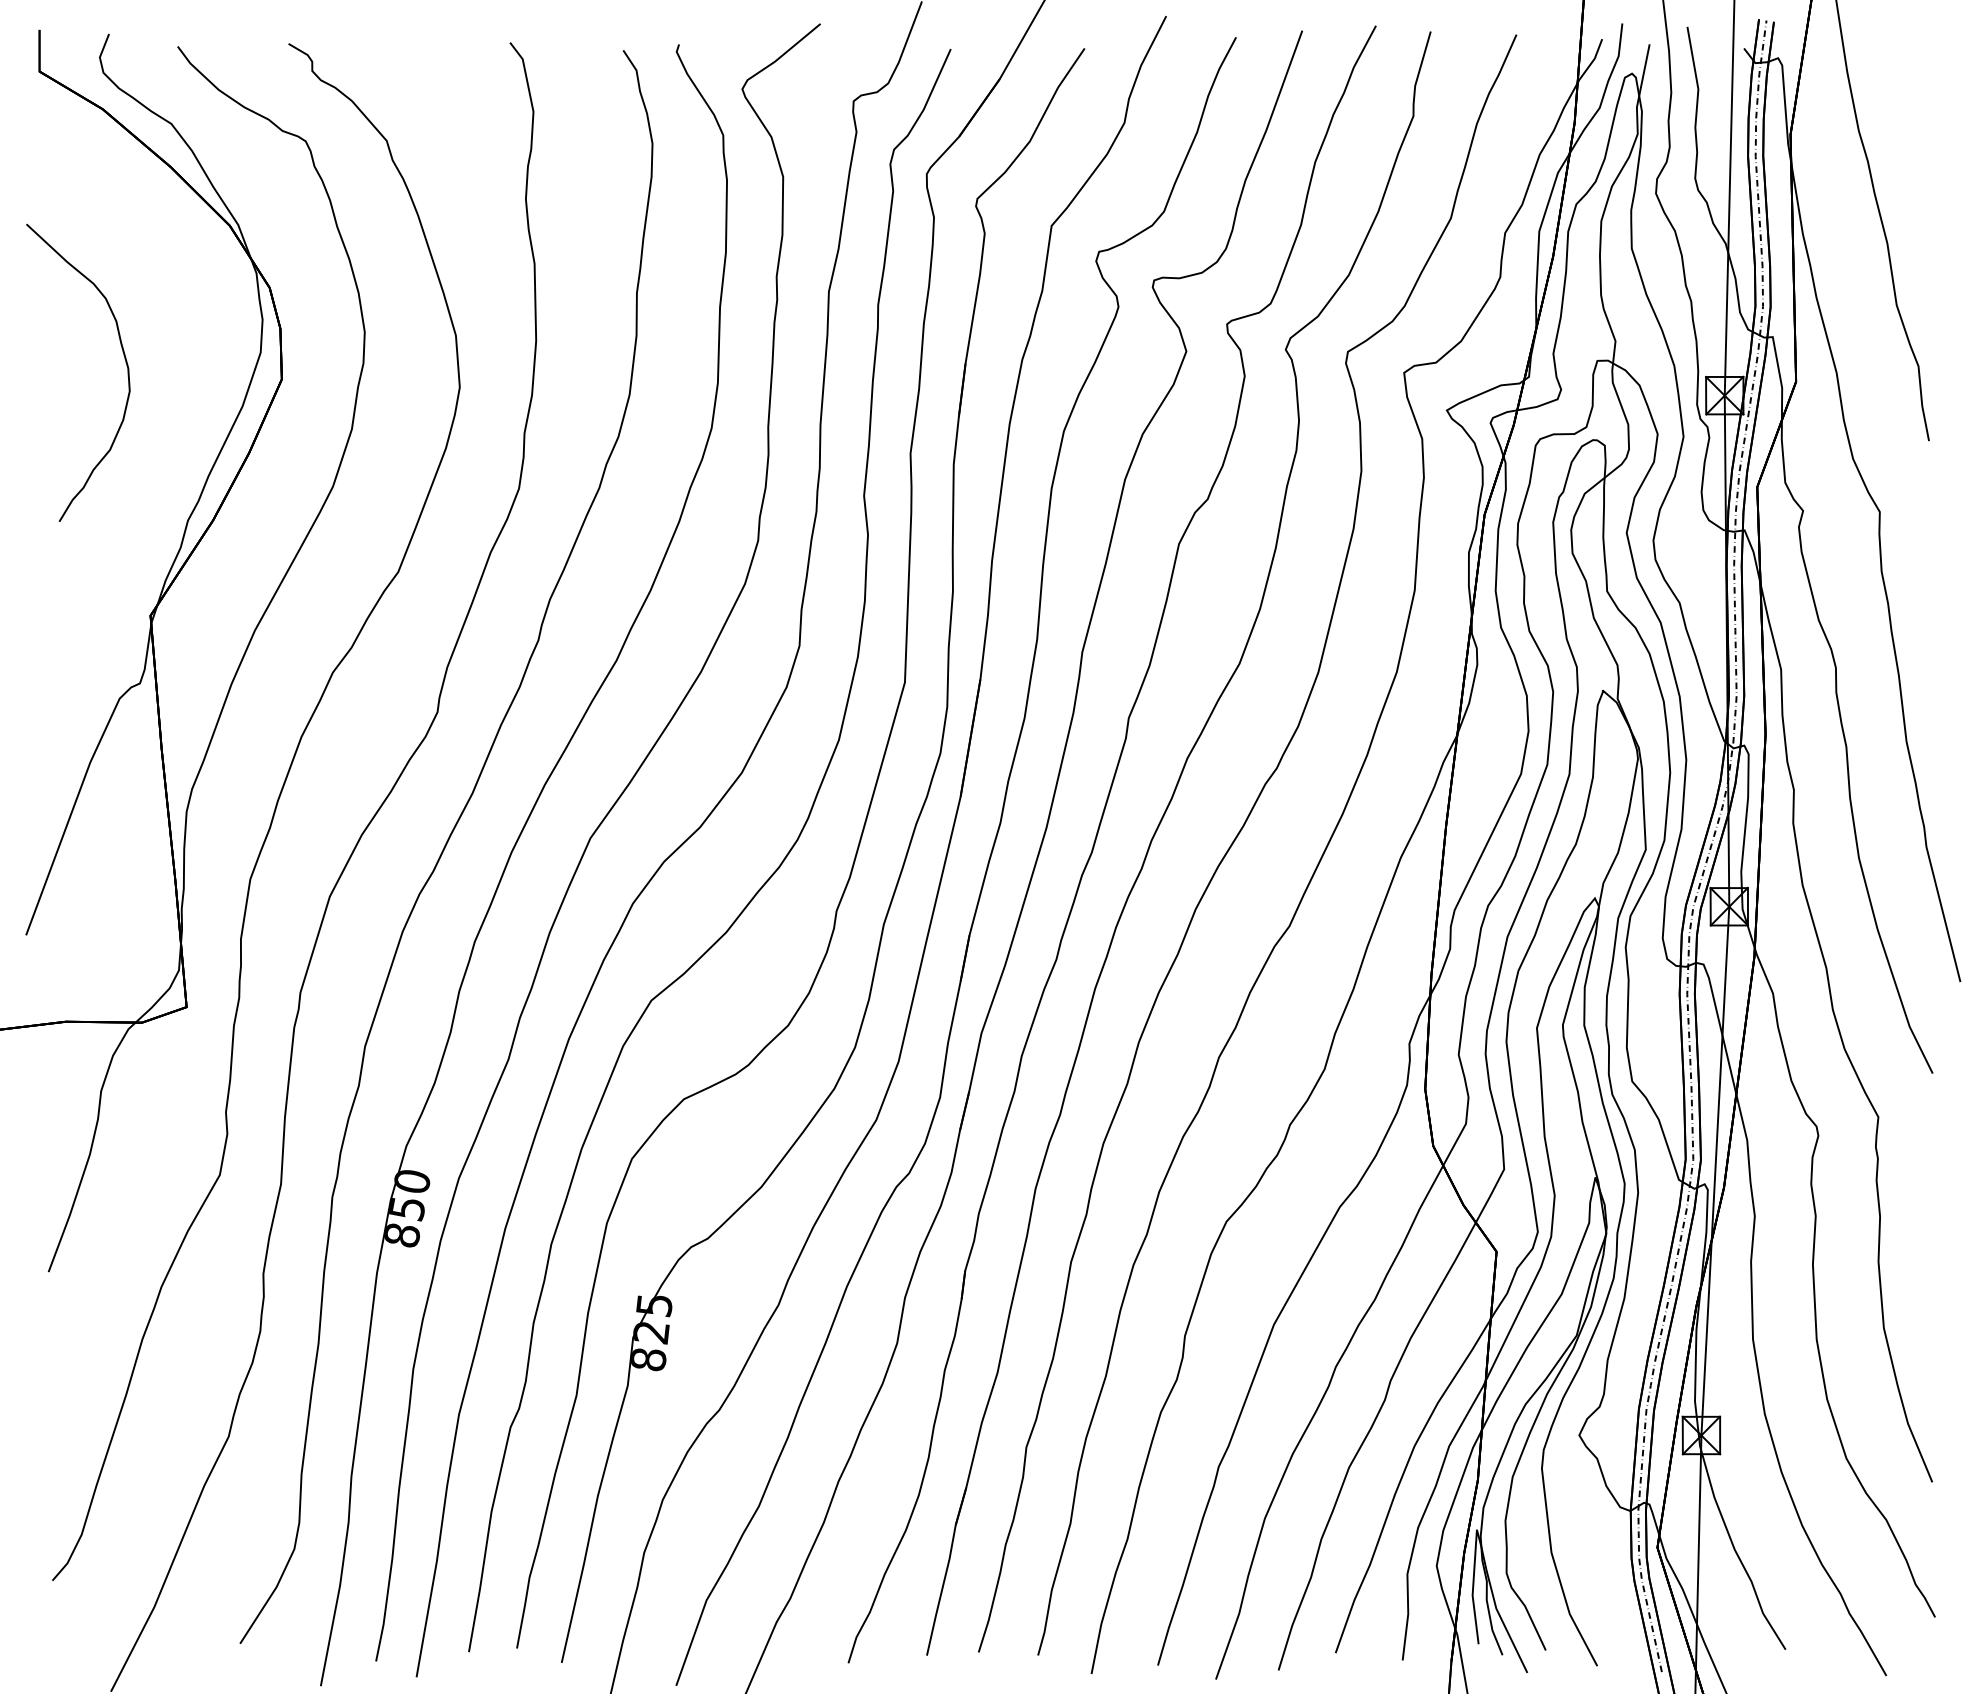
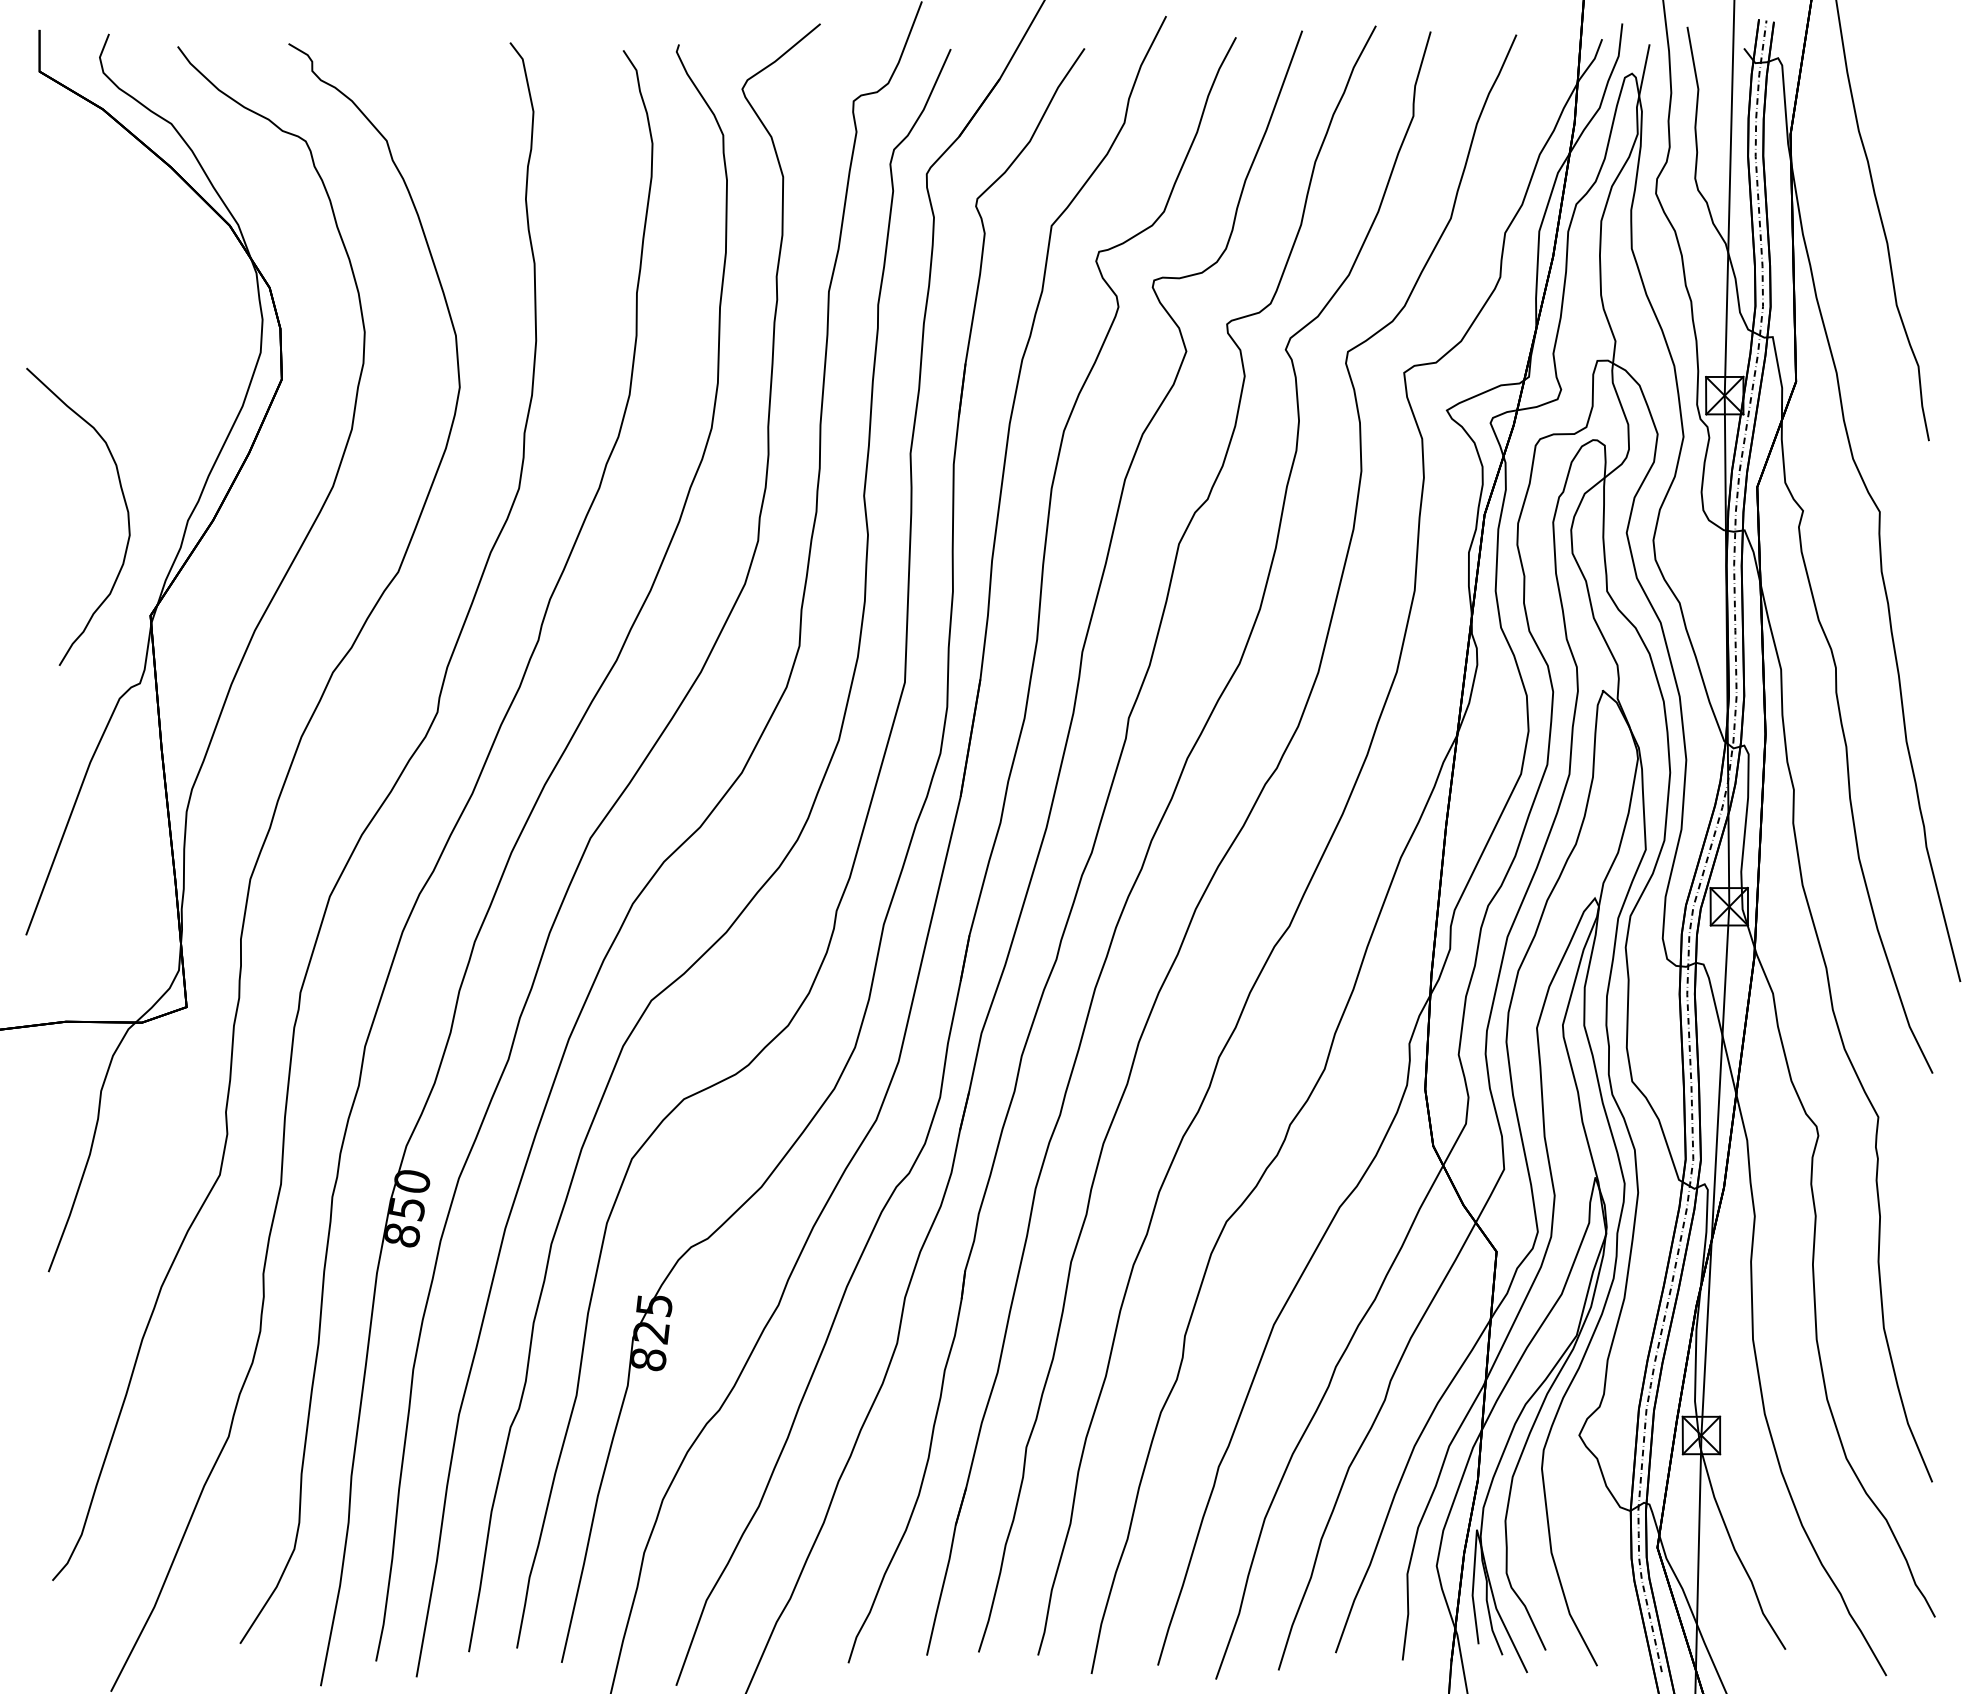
curve position: (124, 359) -> (124, 503) (124, 503)
